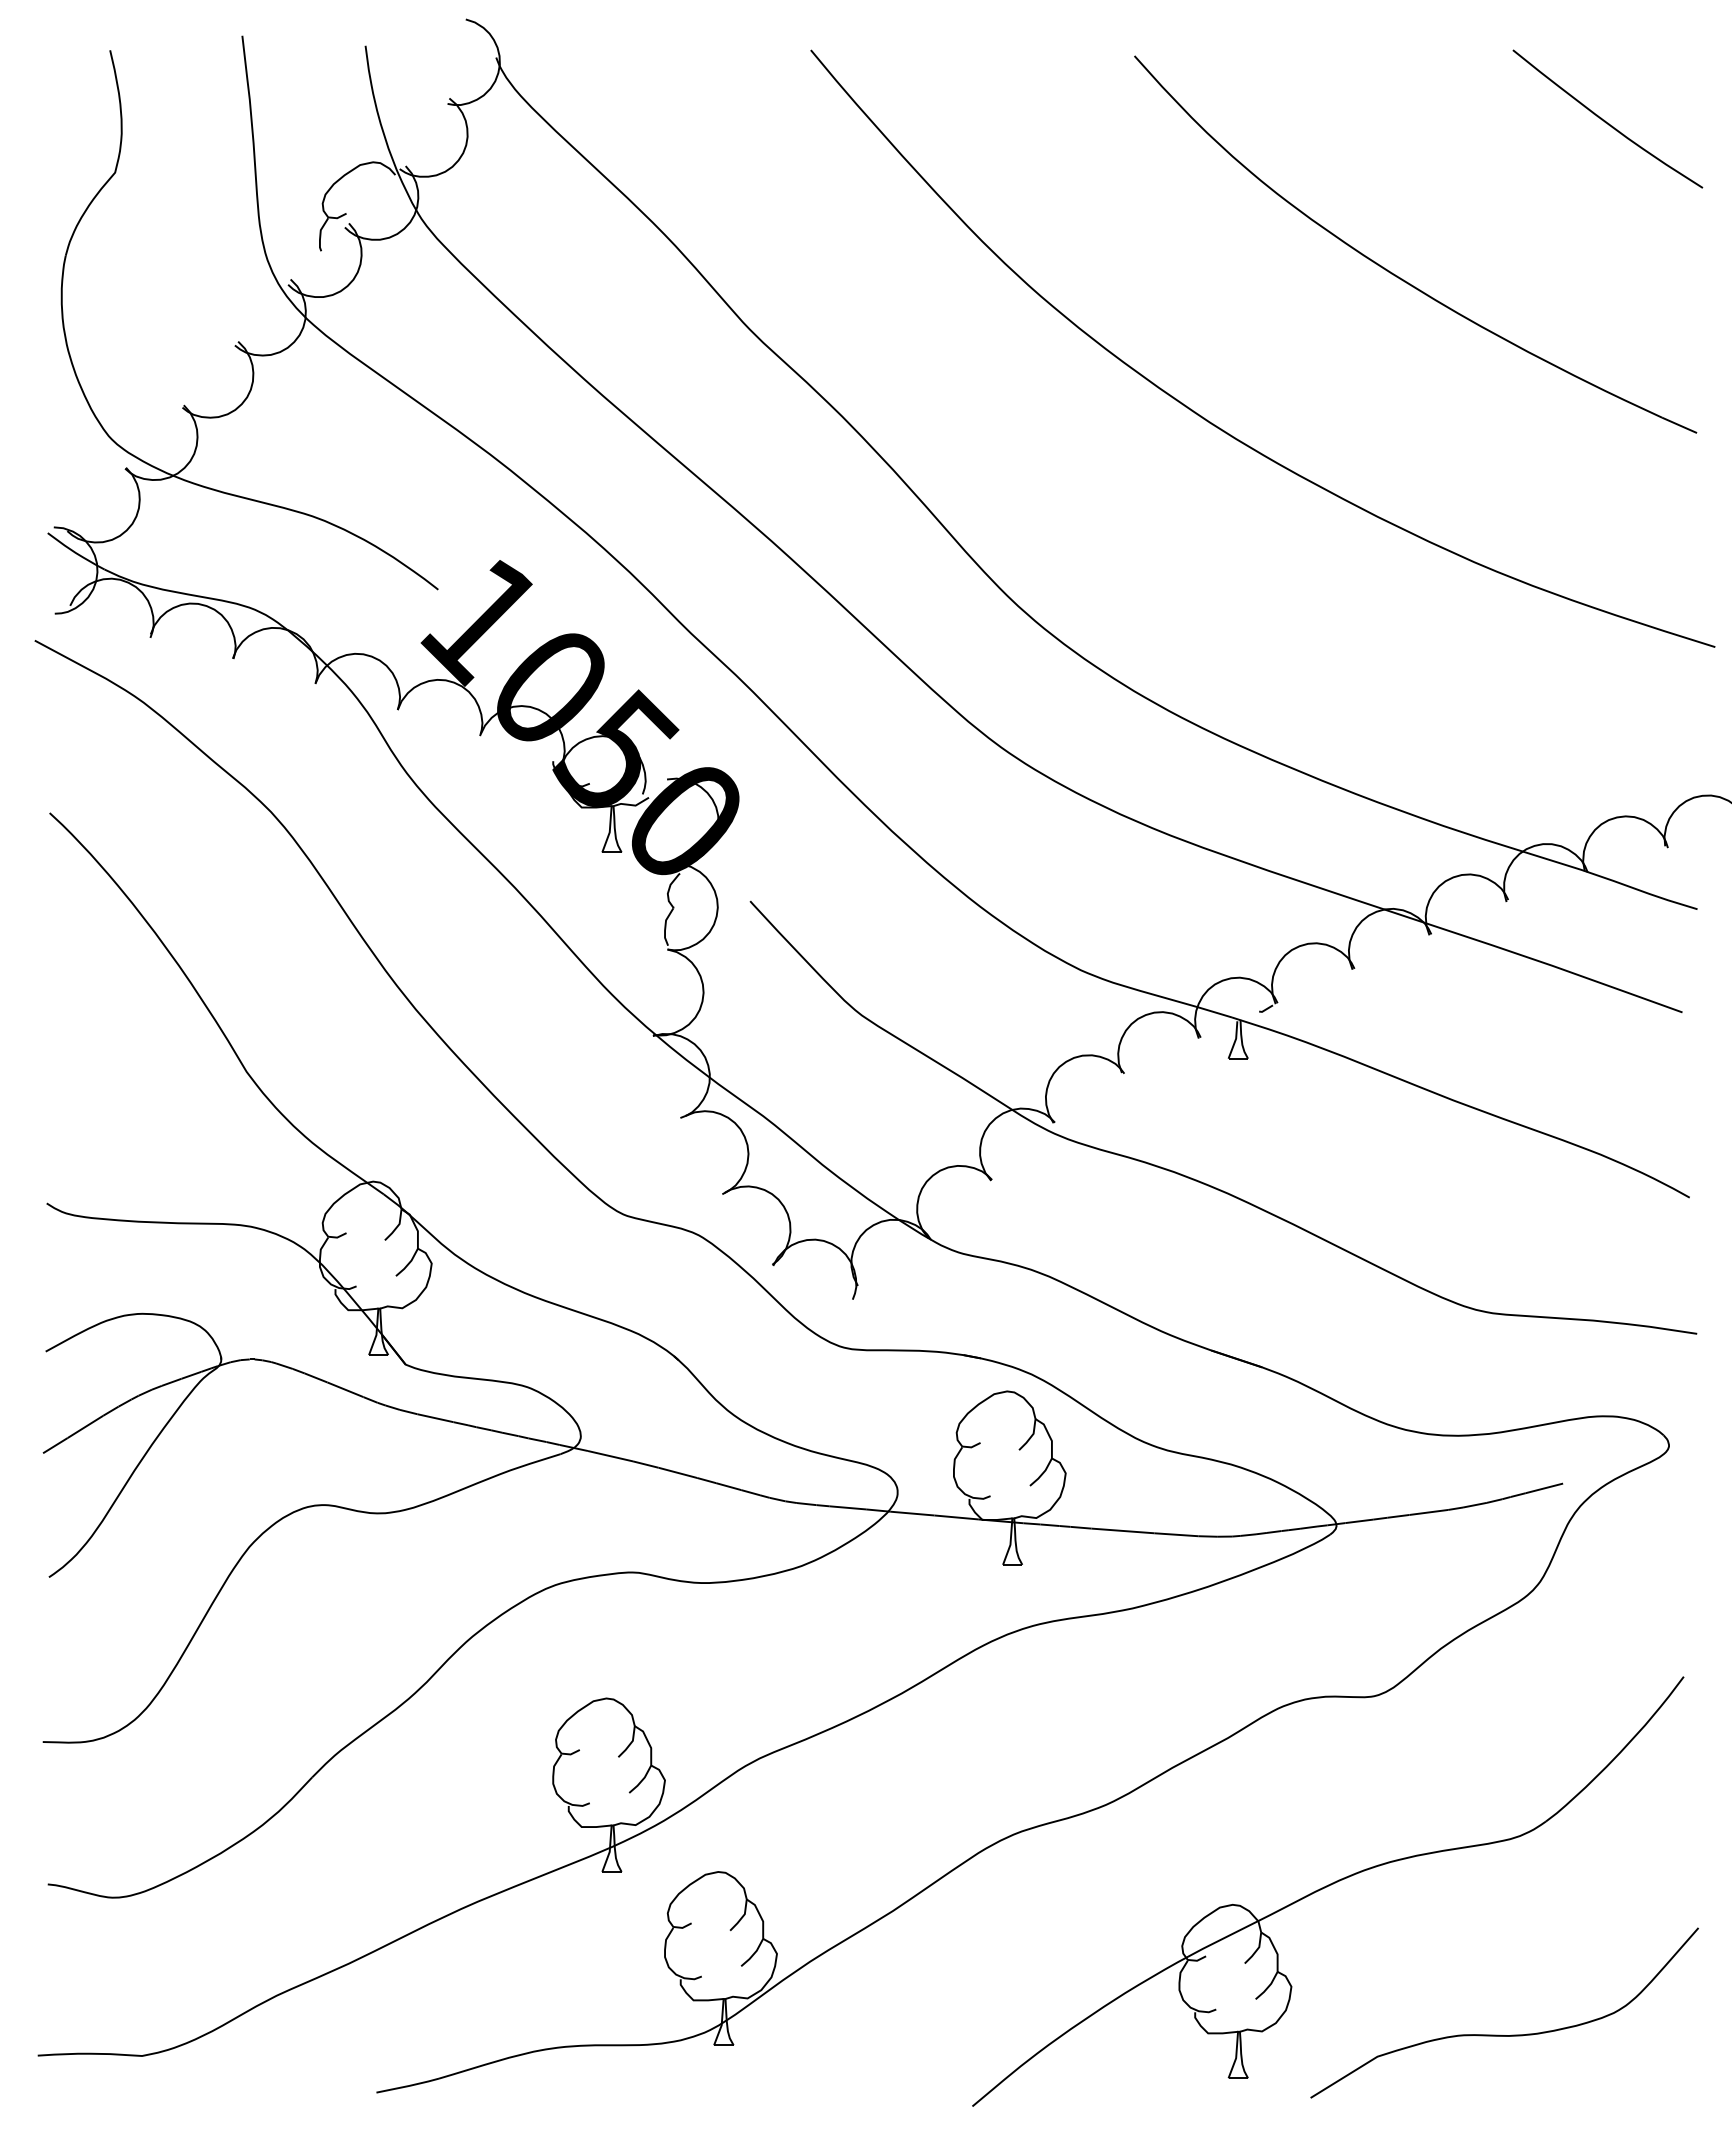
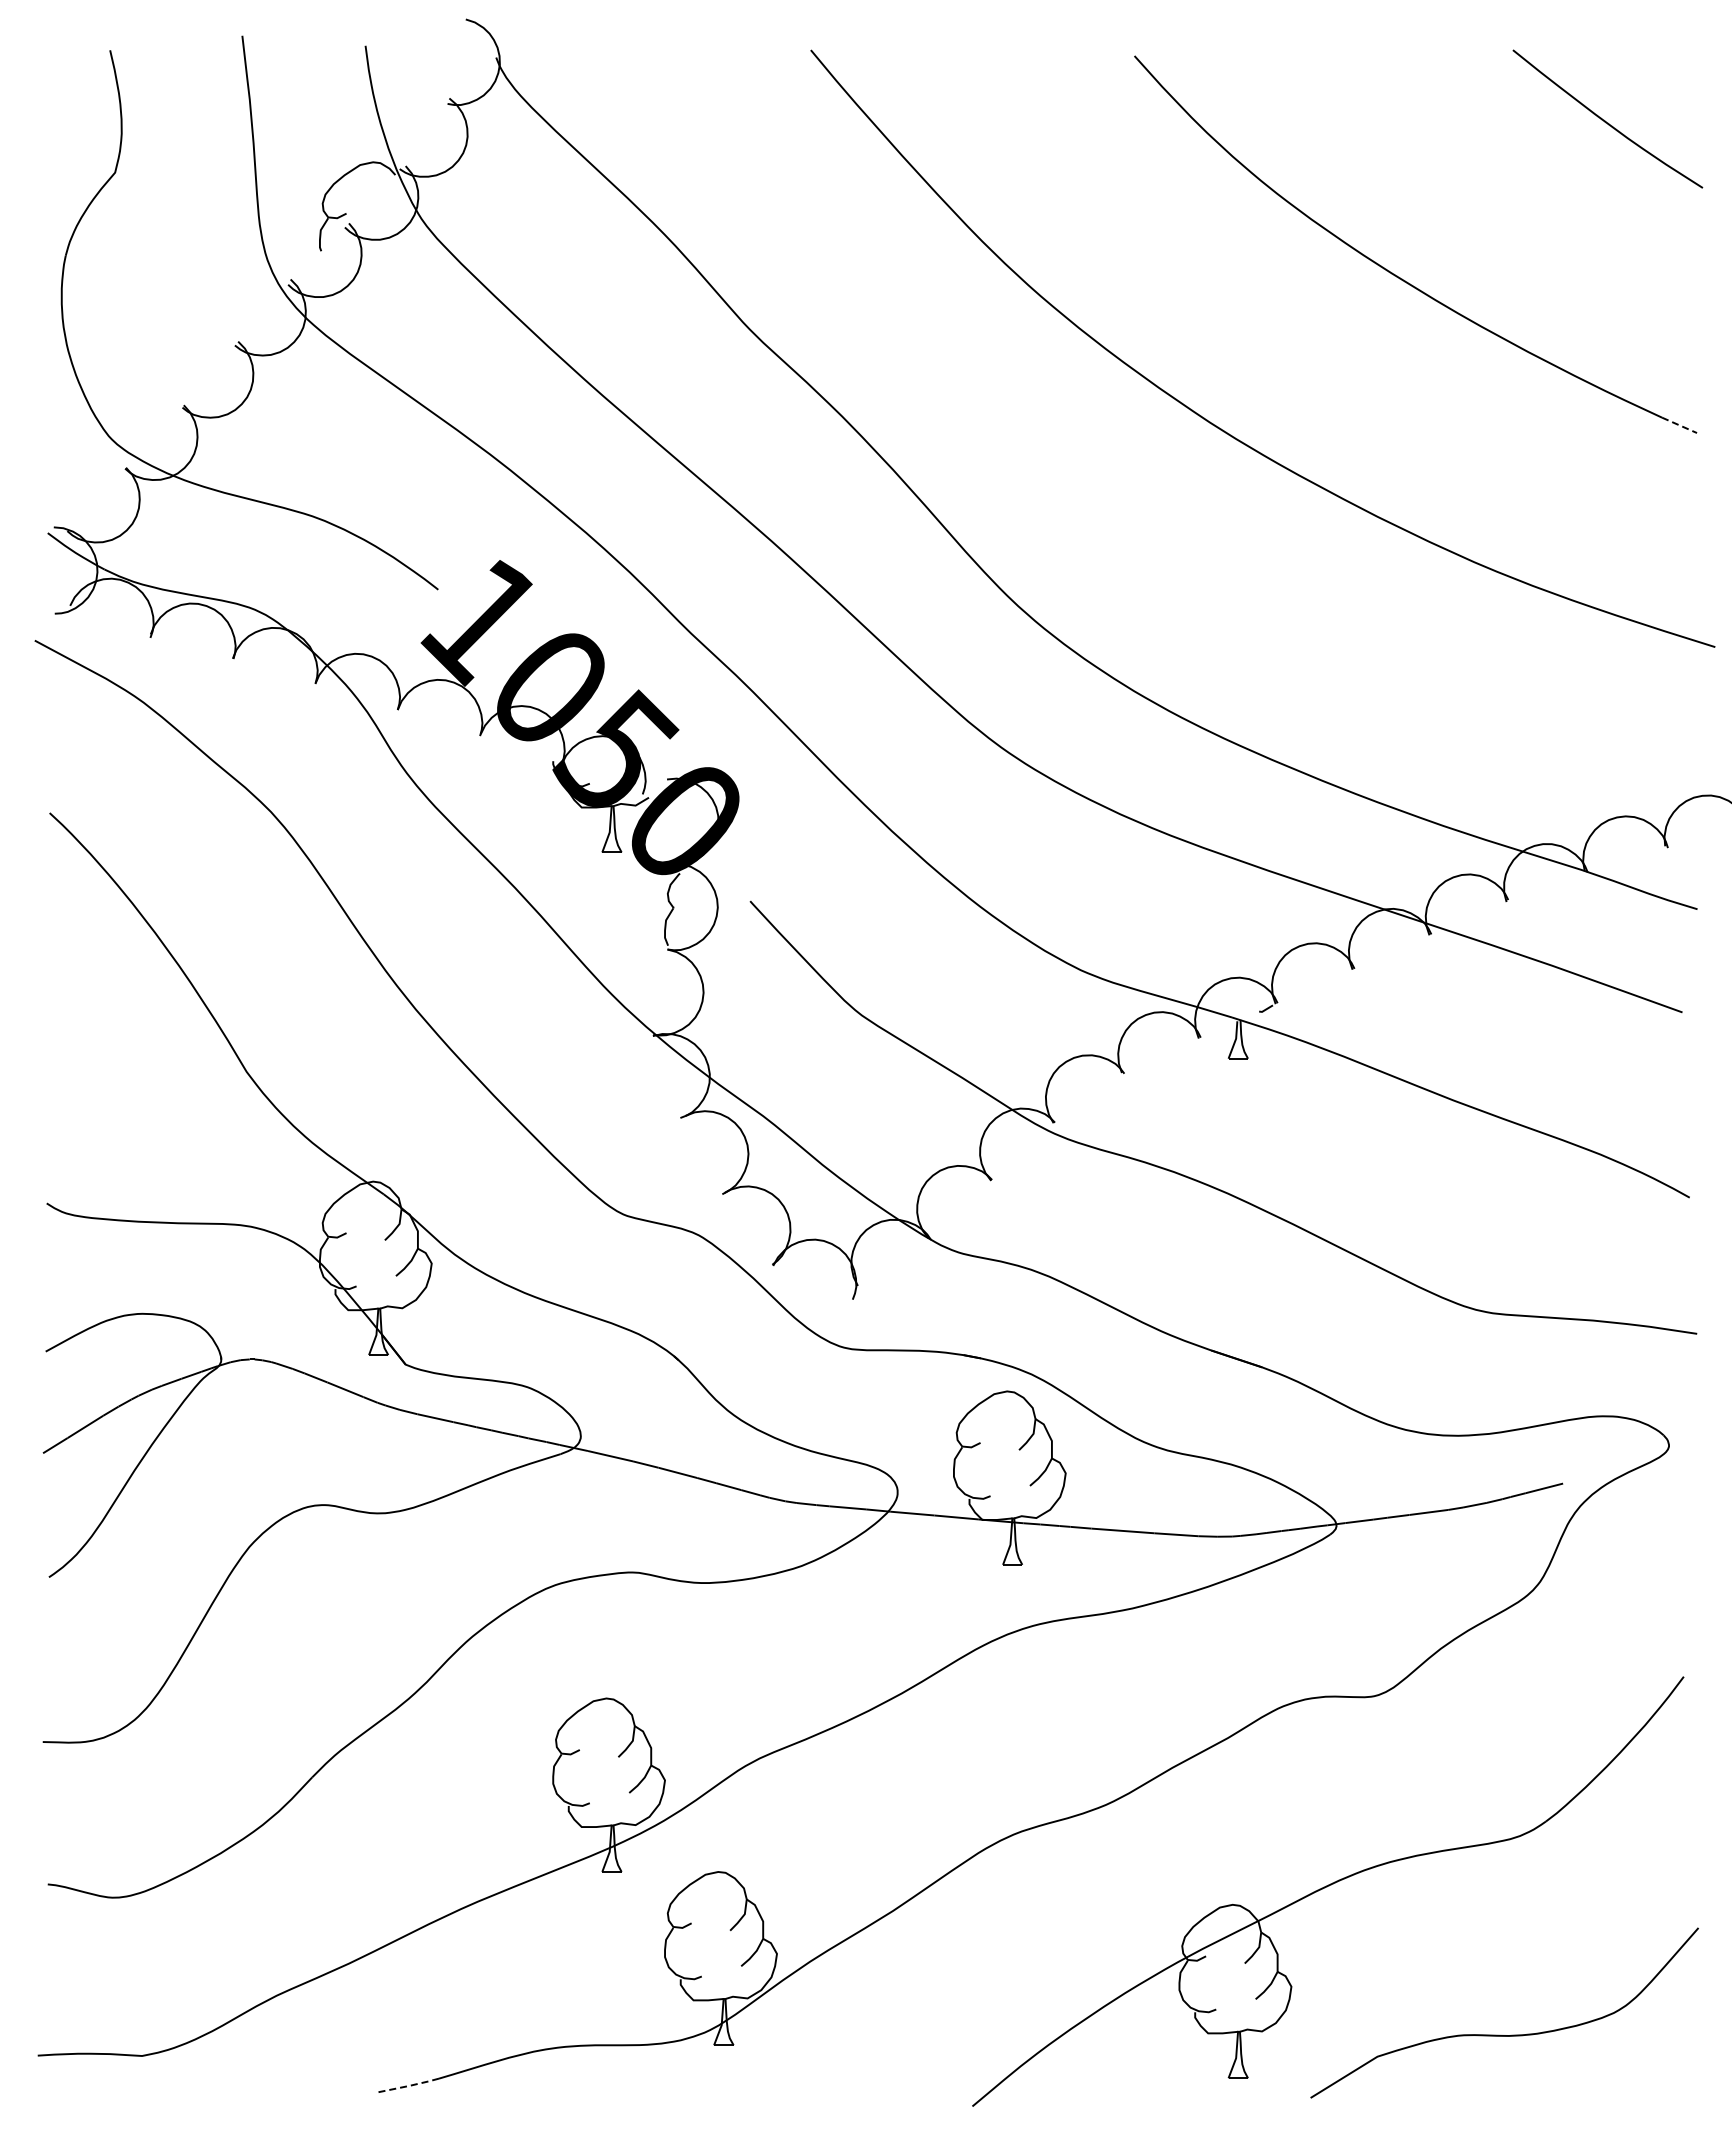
line: solid -> dashed (1680, 425)
line: solid -> dashed (408, 2086)
